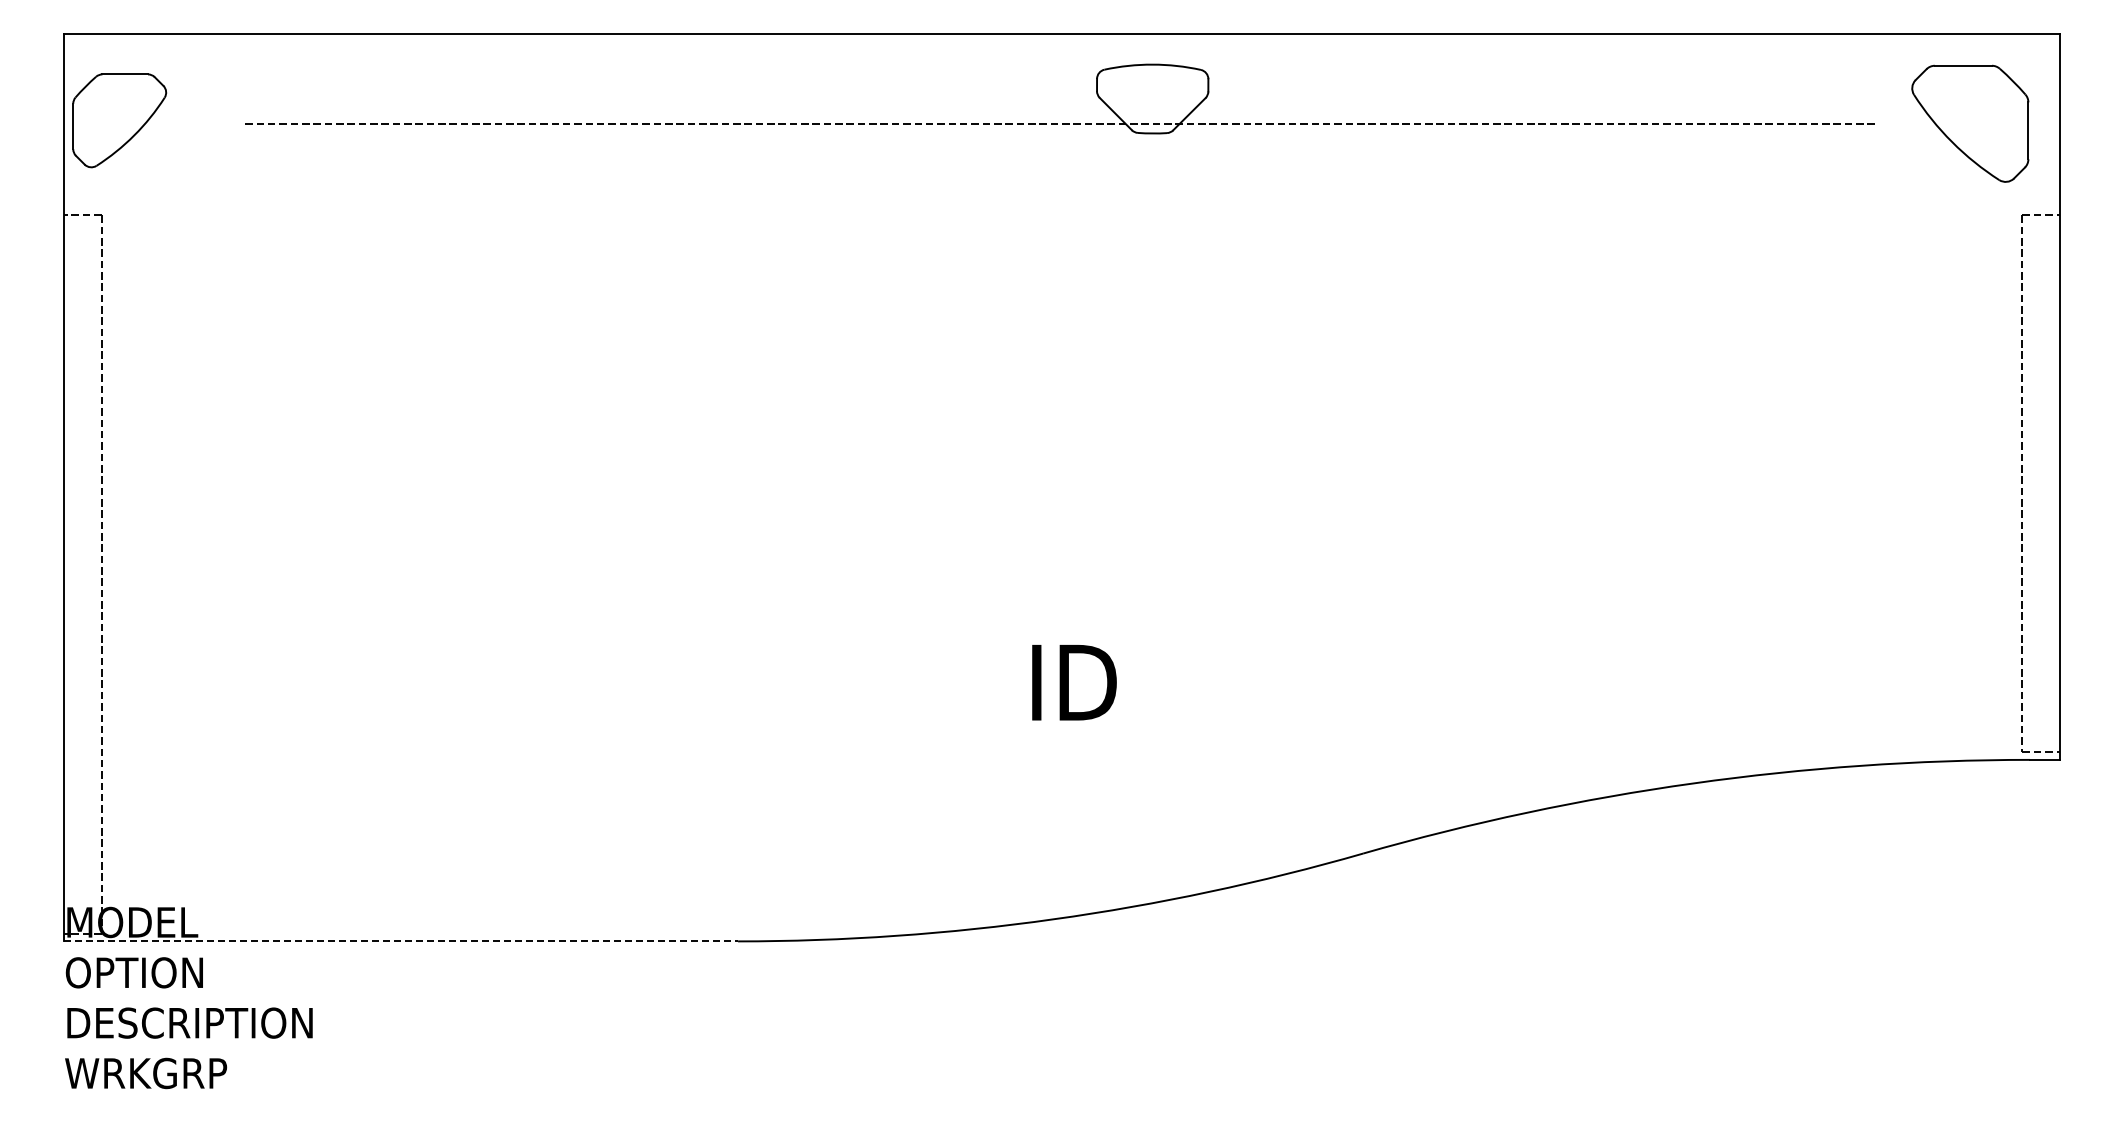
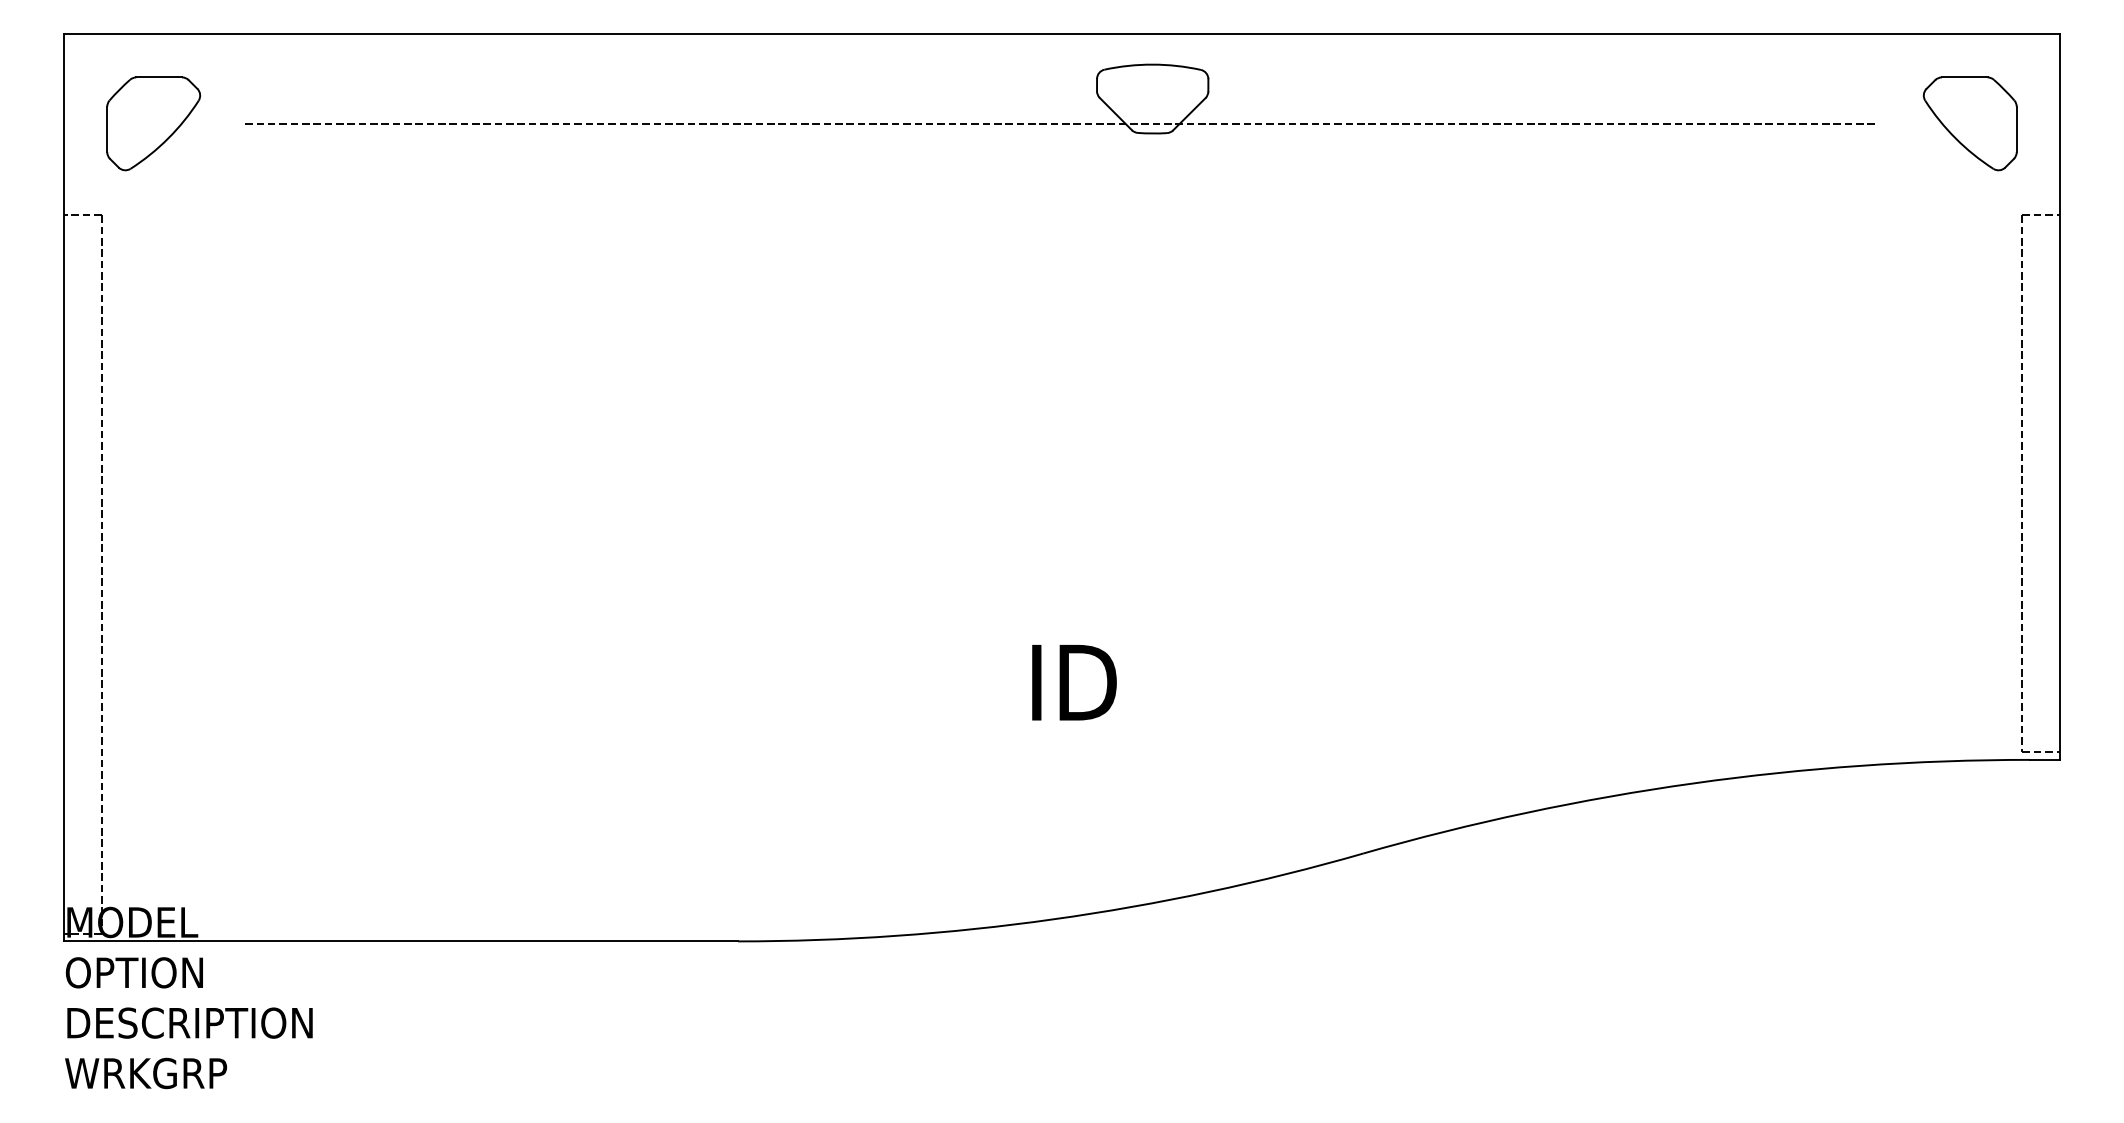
part position: (119, 120) -> (153, 123) (153, 123)
part size: 119x119 px -> 96x96 px (1969, 123)
line: dashed -> solid (401, 941)
